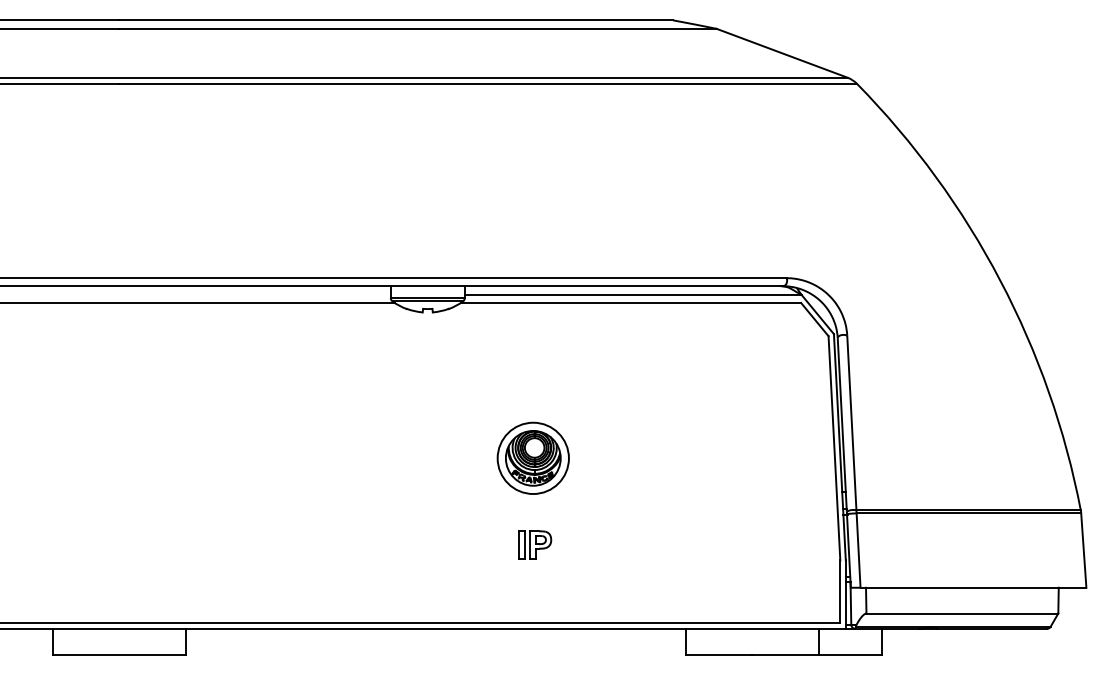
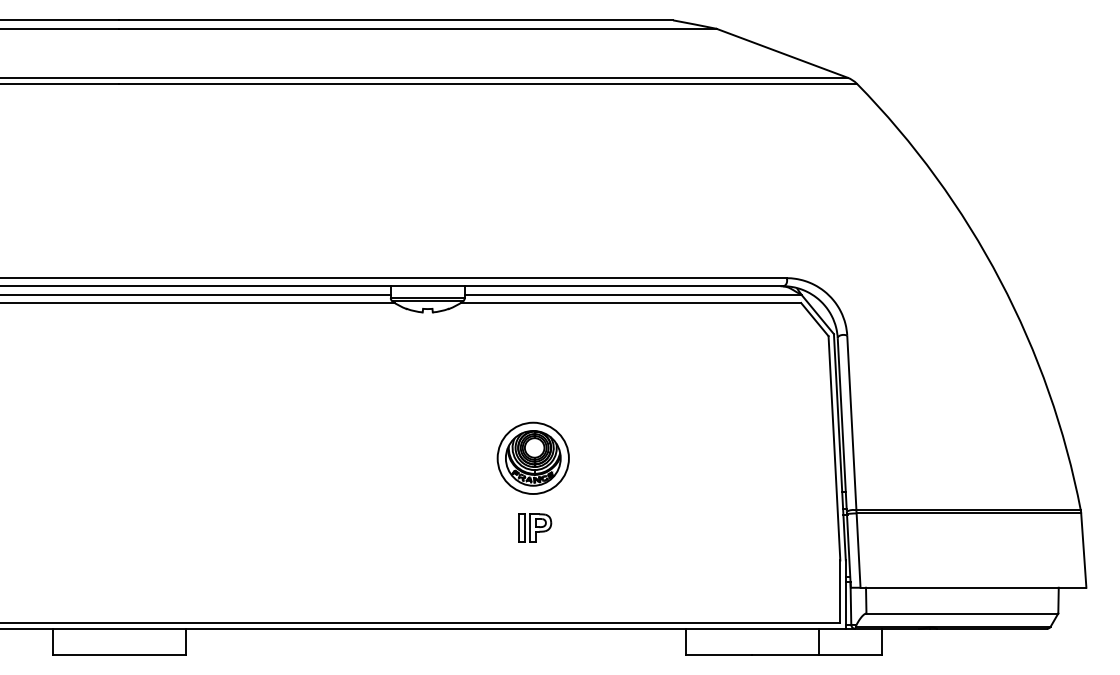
line: none -> present (196, 294)
part position: (535, 544) -> (535, 527) (535, 527)
